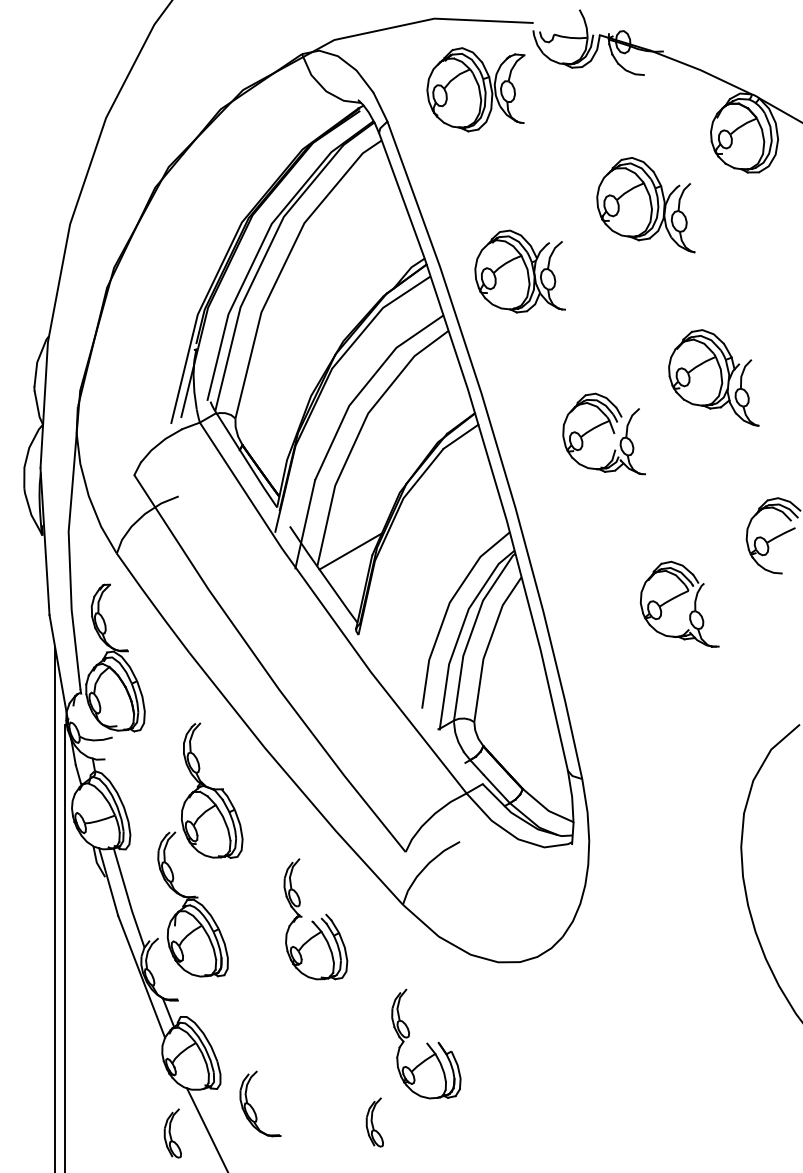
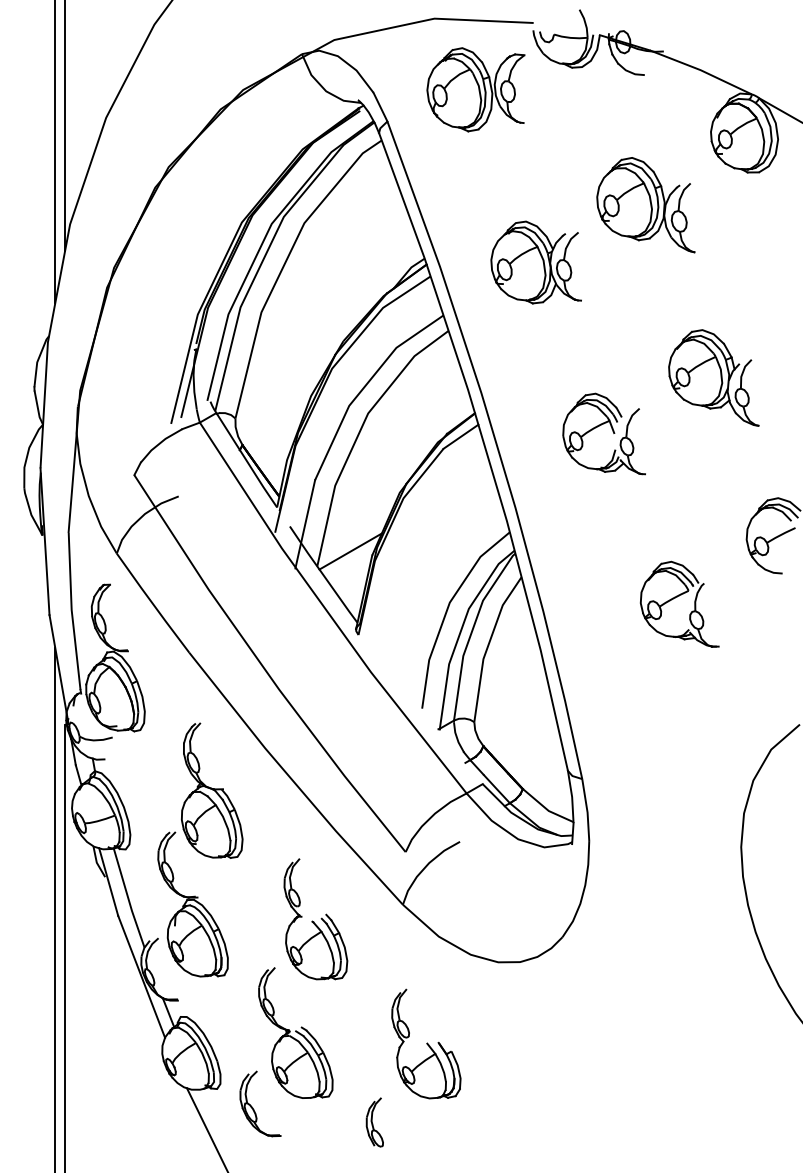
line: none -> present (65, 126)
line: none -> present (55, 152)
part position: (519, 271) -> (535, 262) (535, 262)
part: none -> present (295, 1032)
part: present -> none (172, 1133)
